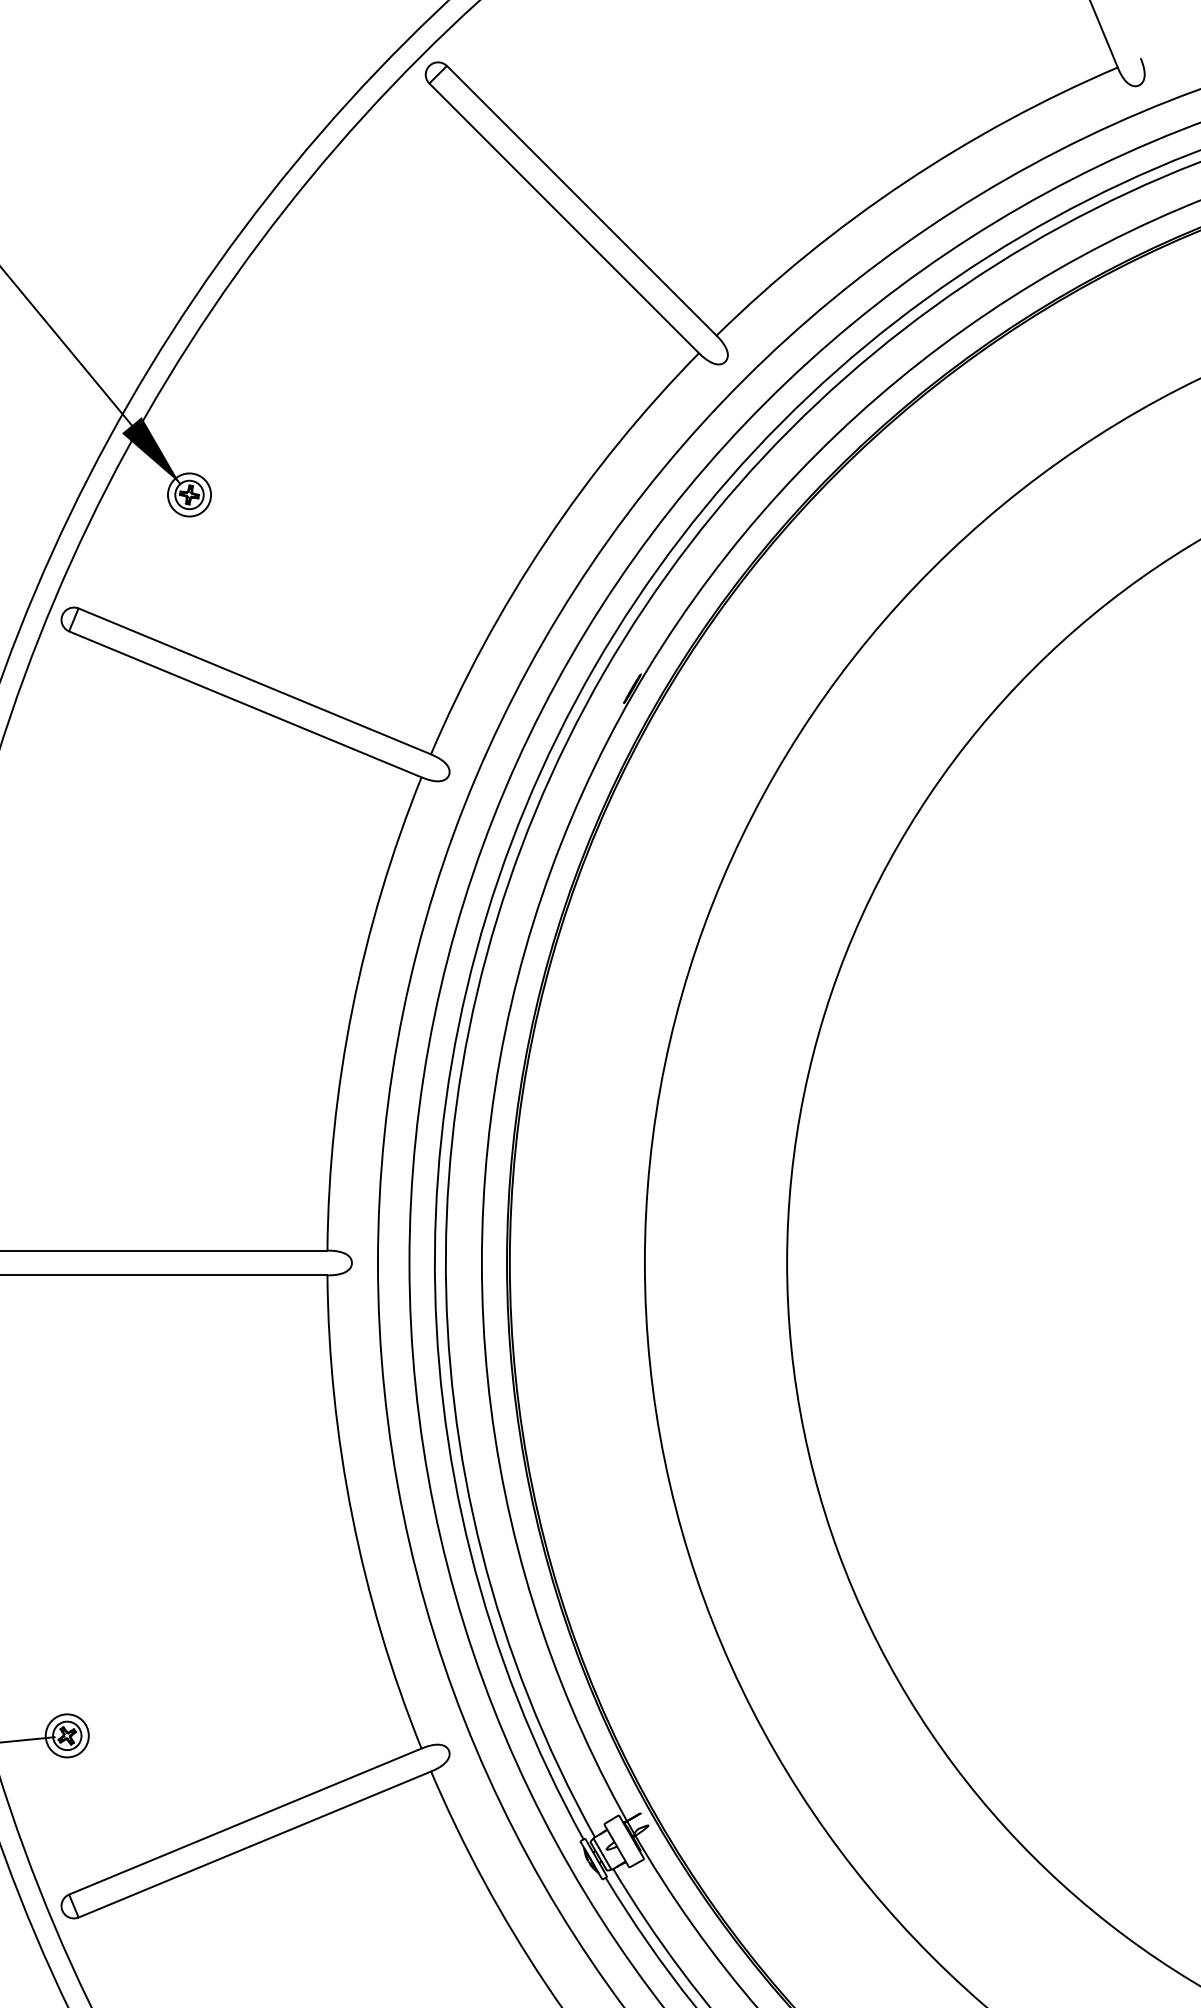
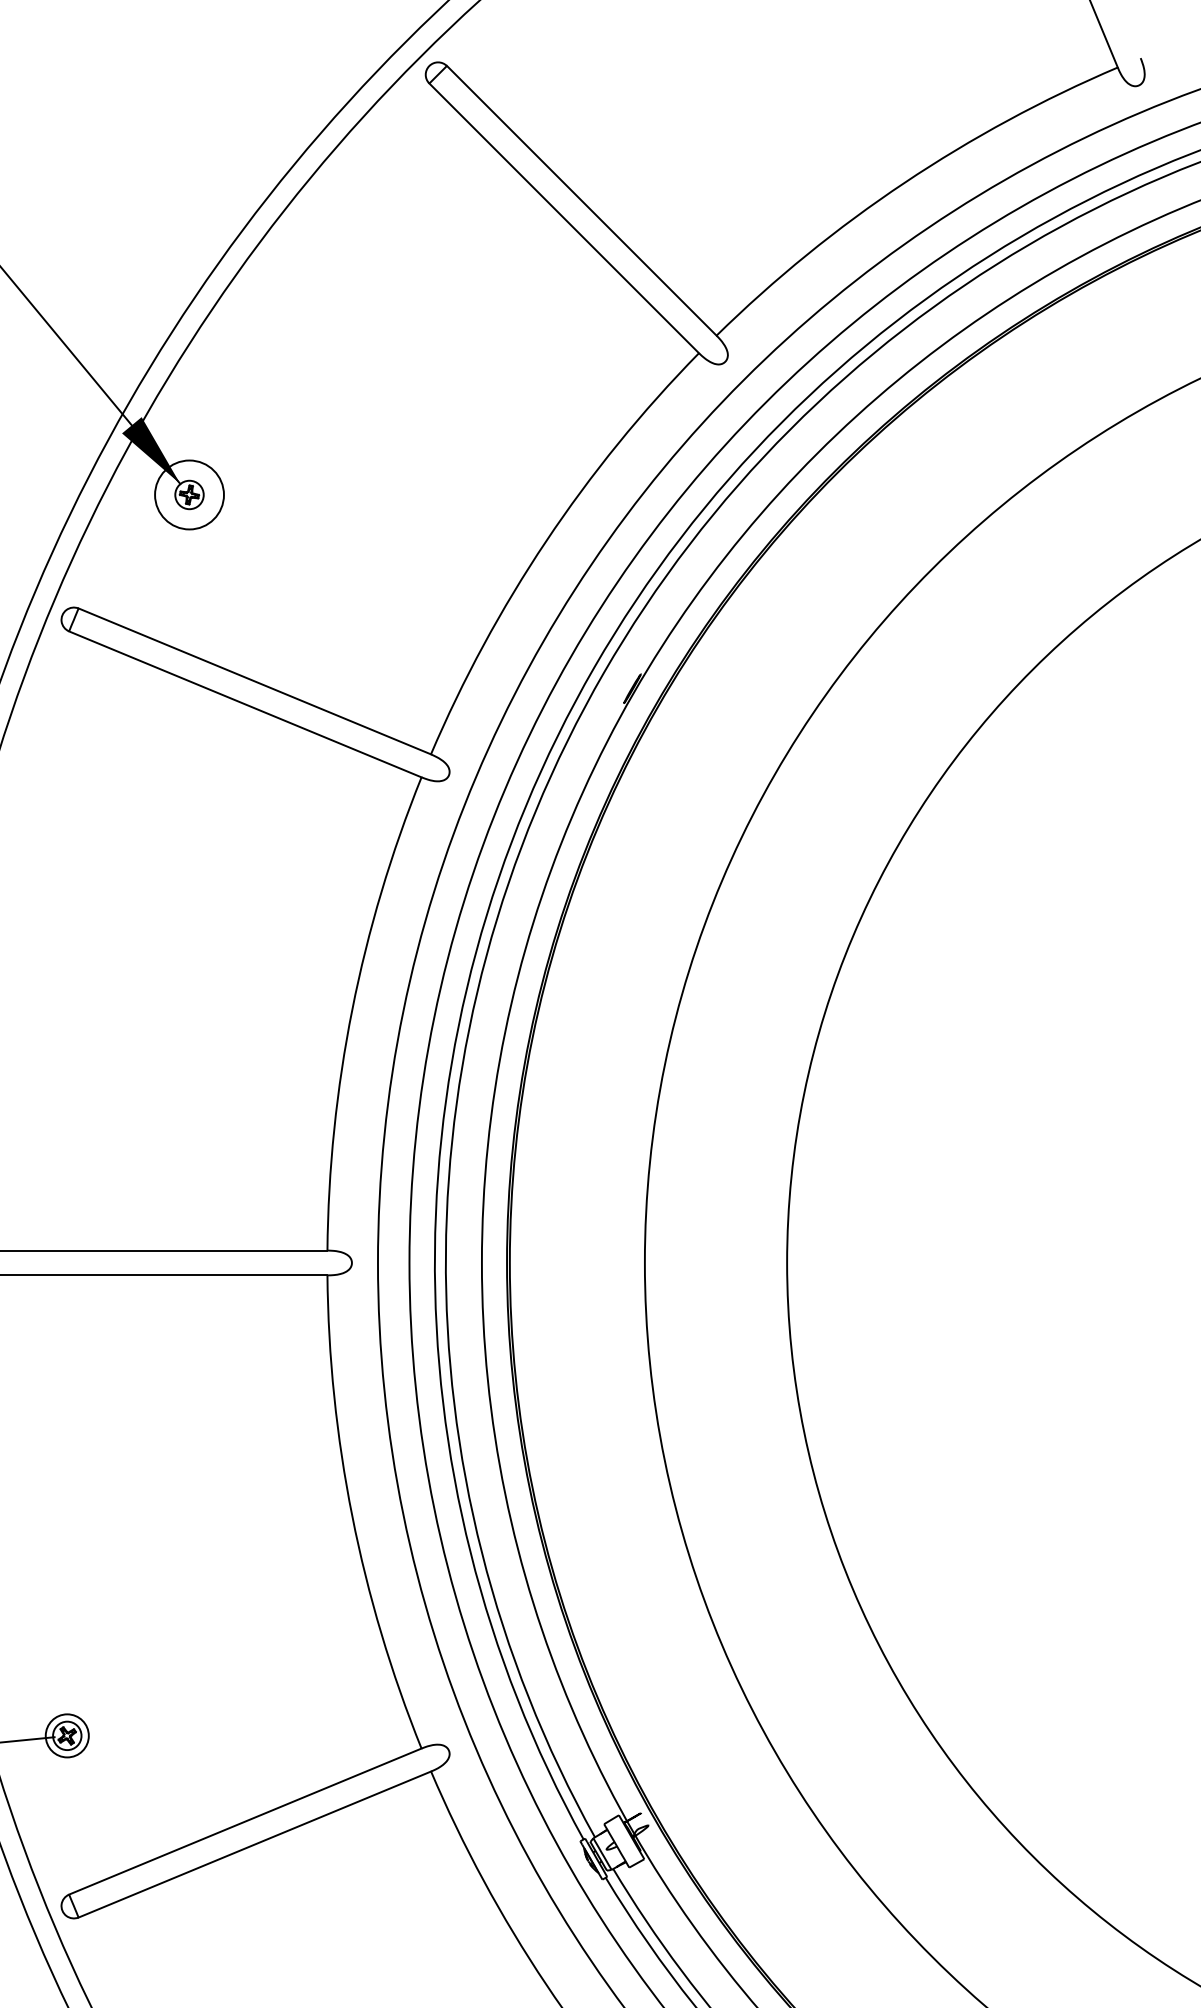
circle diameter: 43 px -> 69 px (189, 494)
